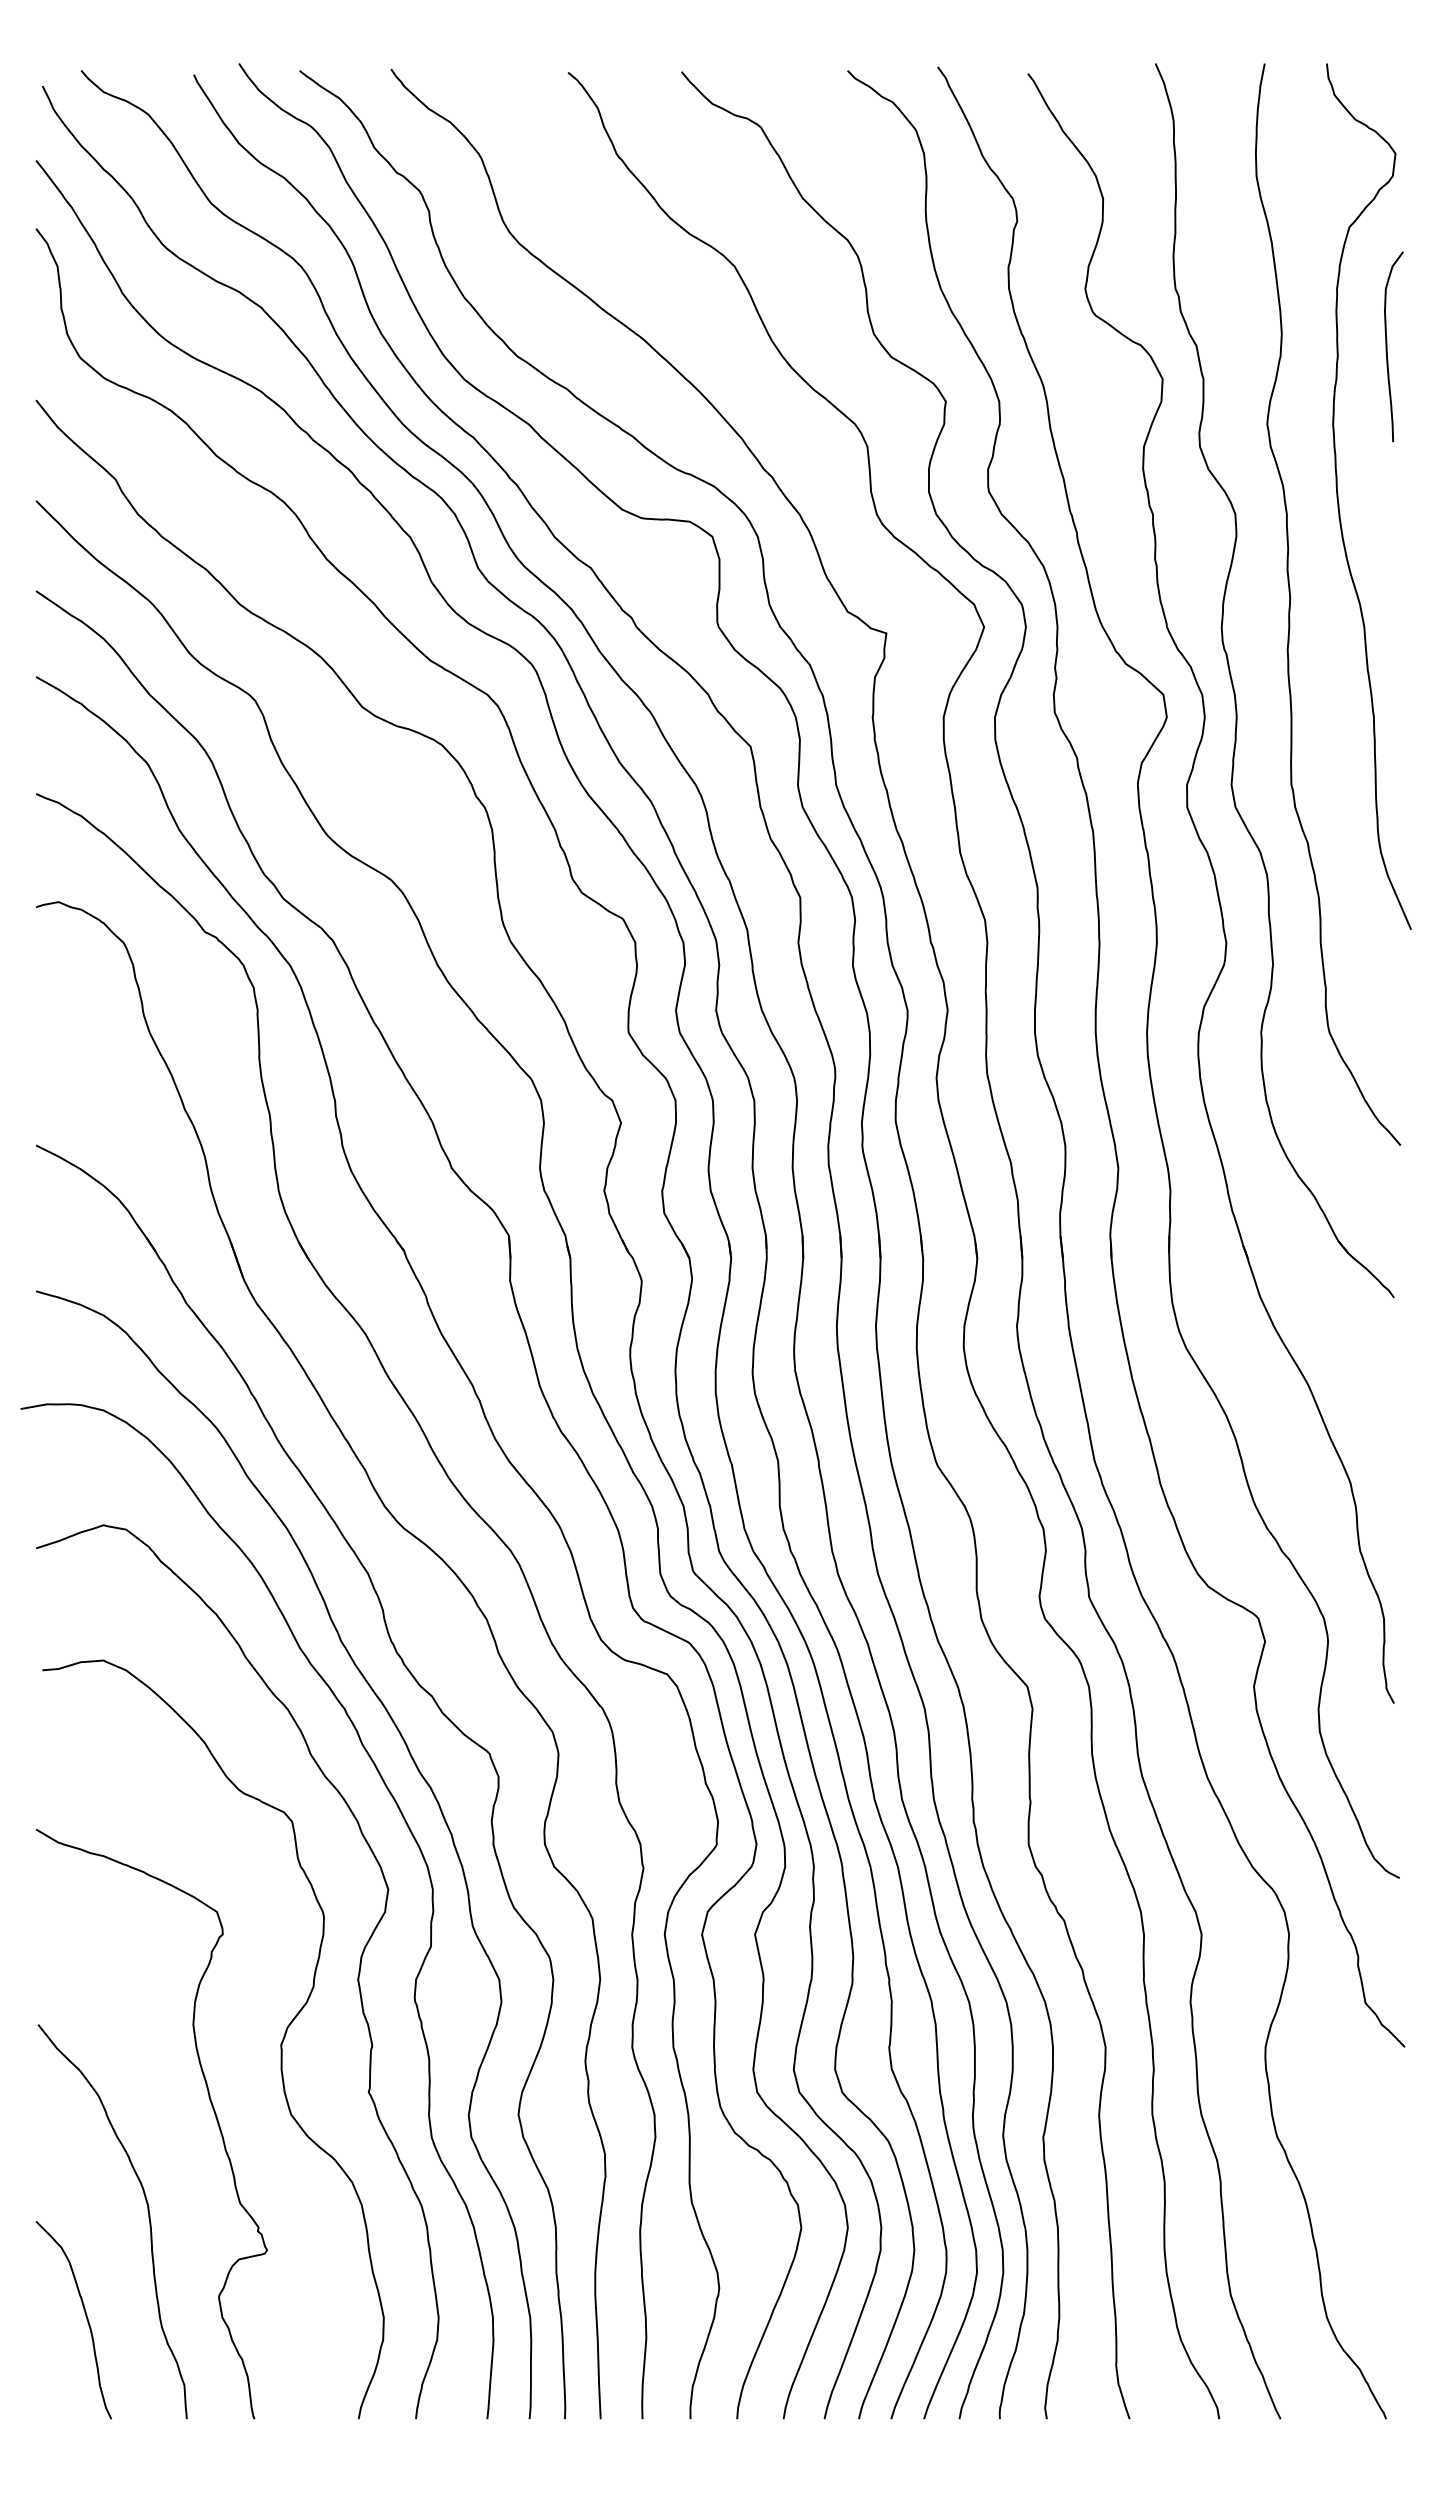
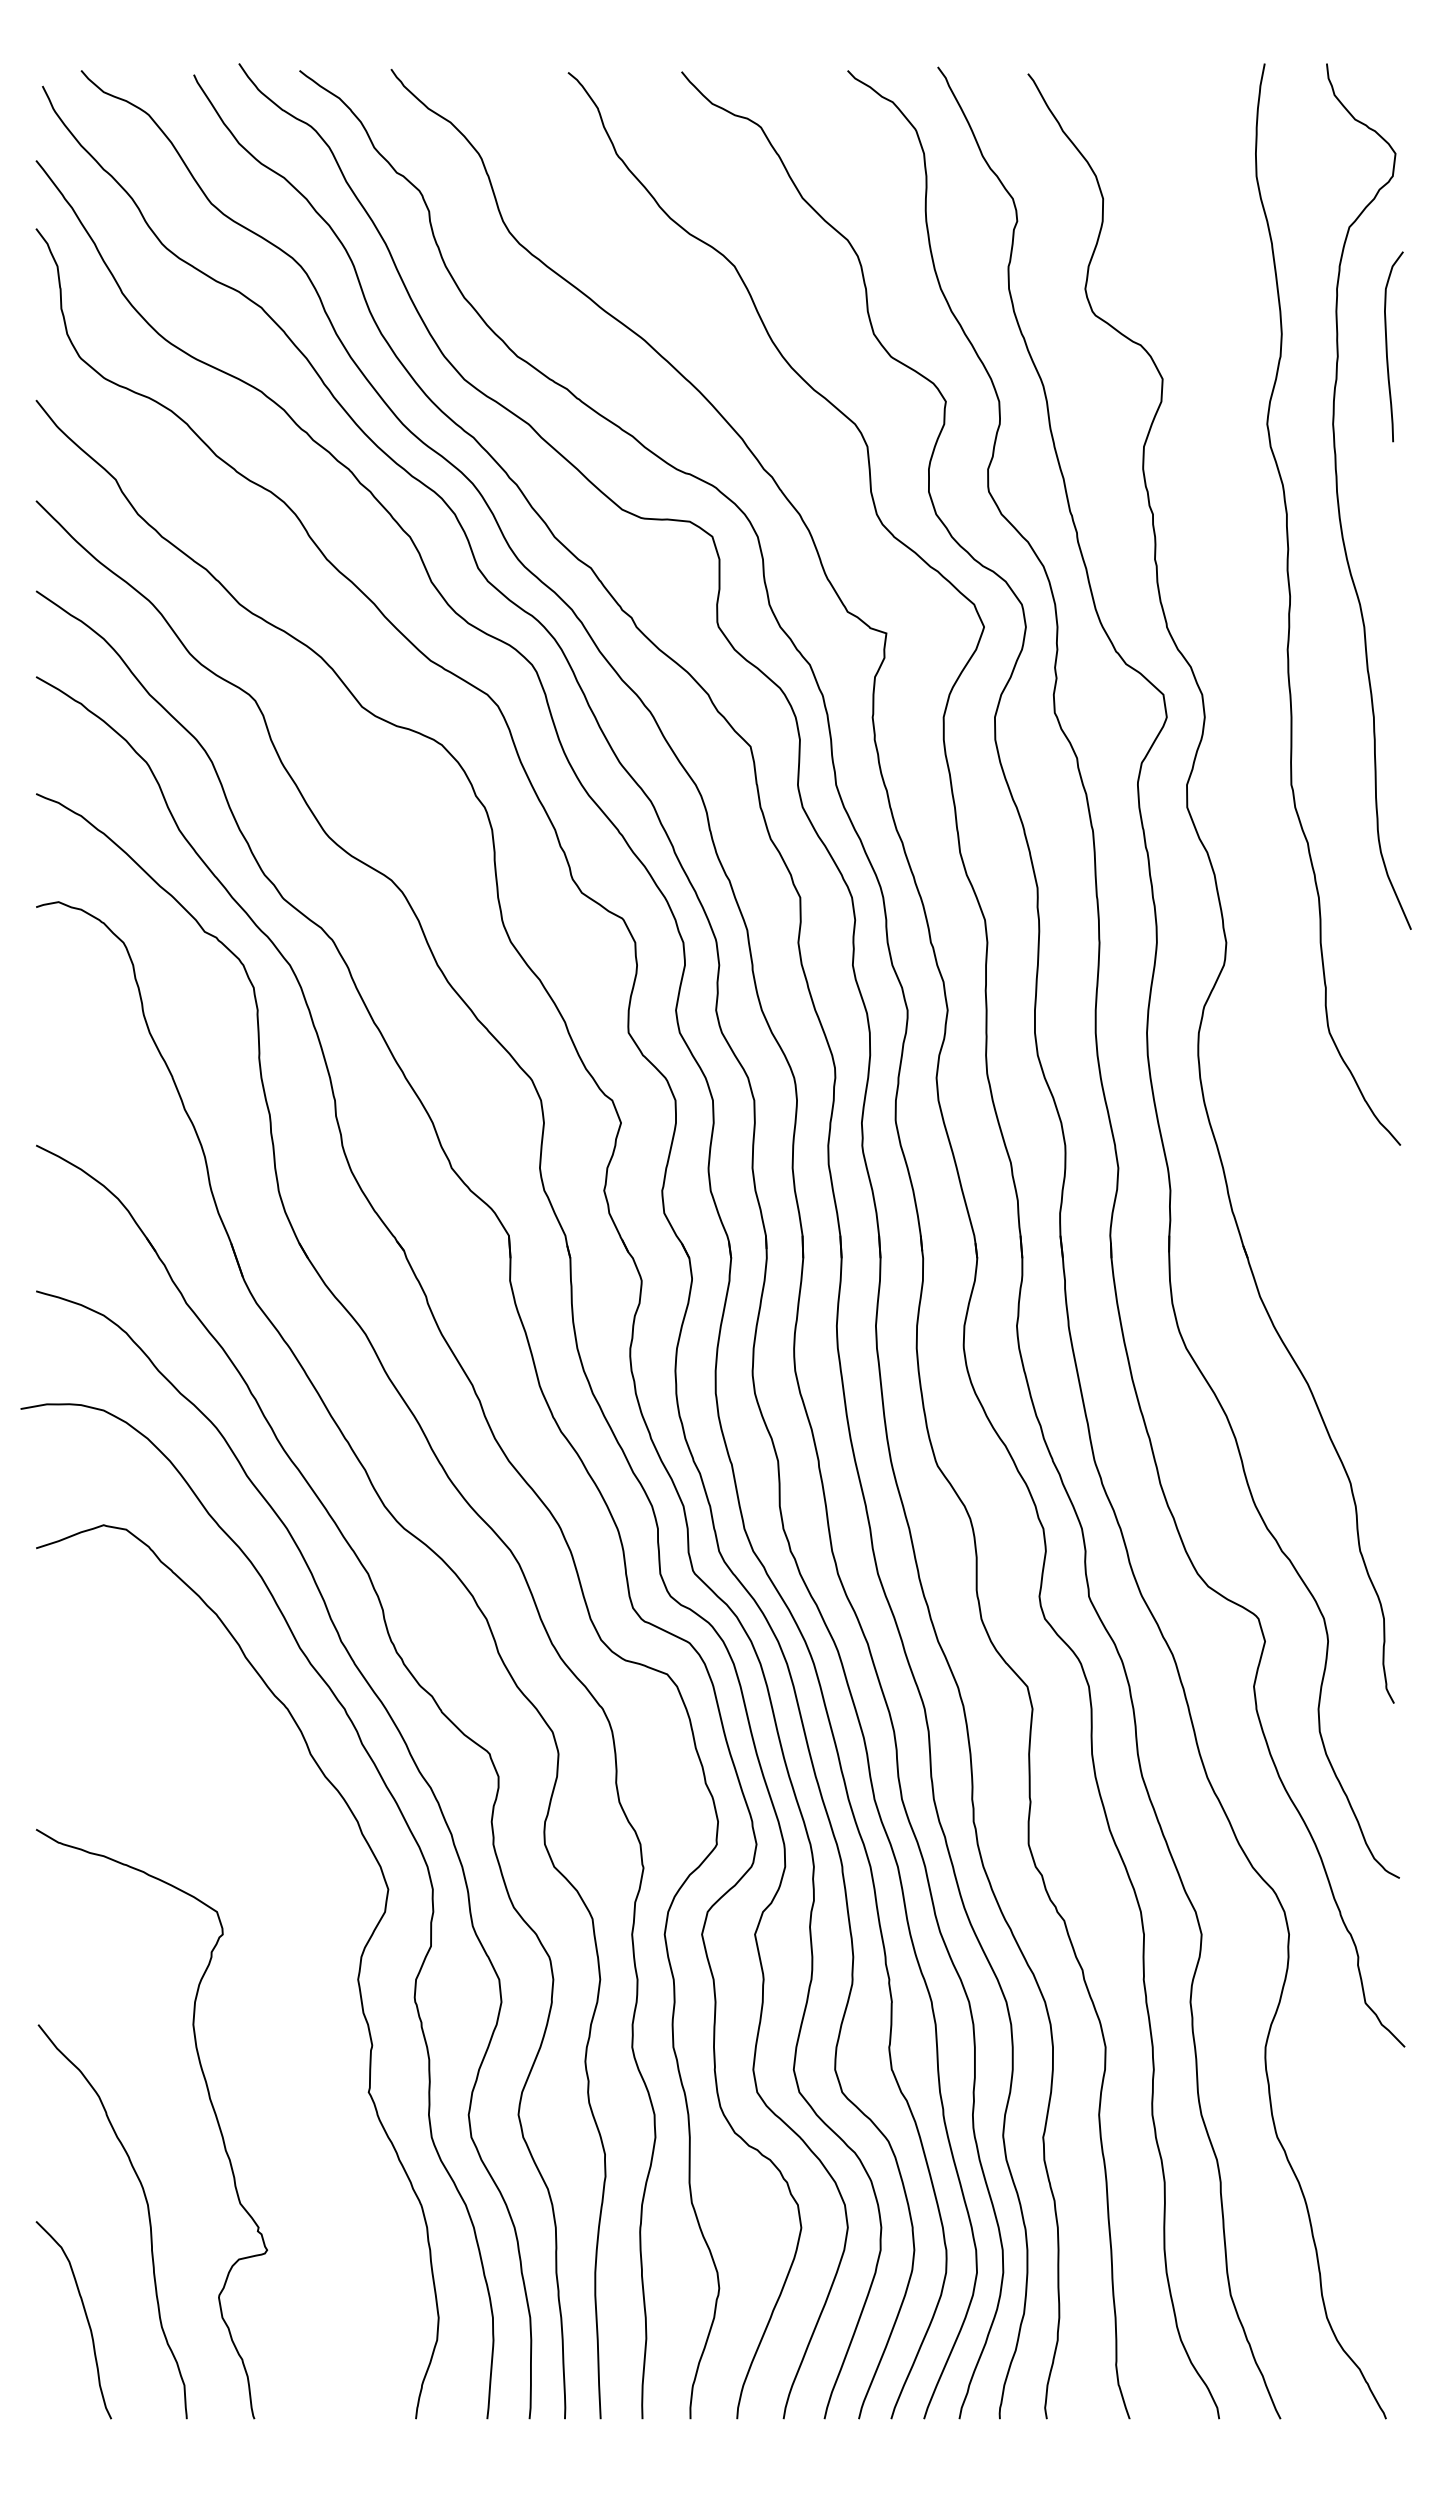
part: present -> none (1234, 687)
curve: present -> none (280, 2043)
